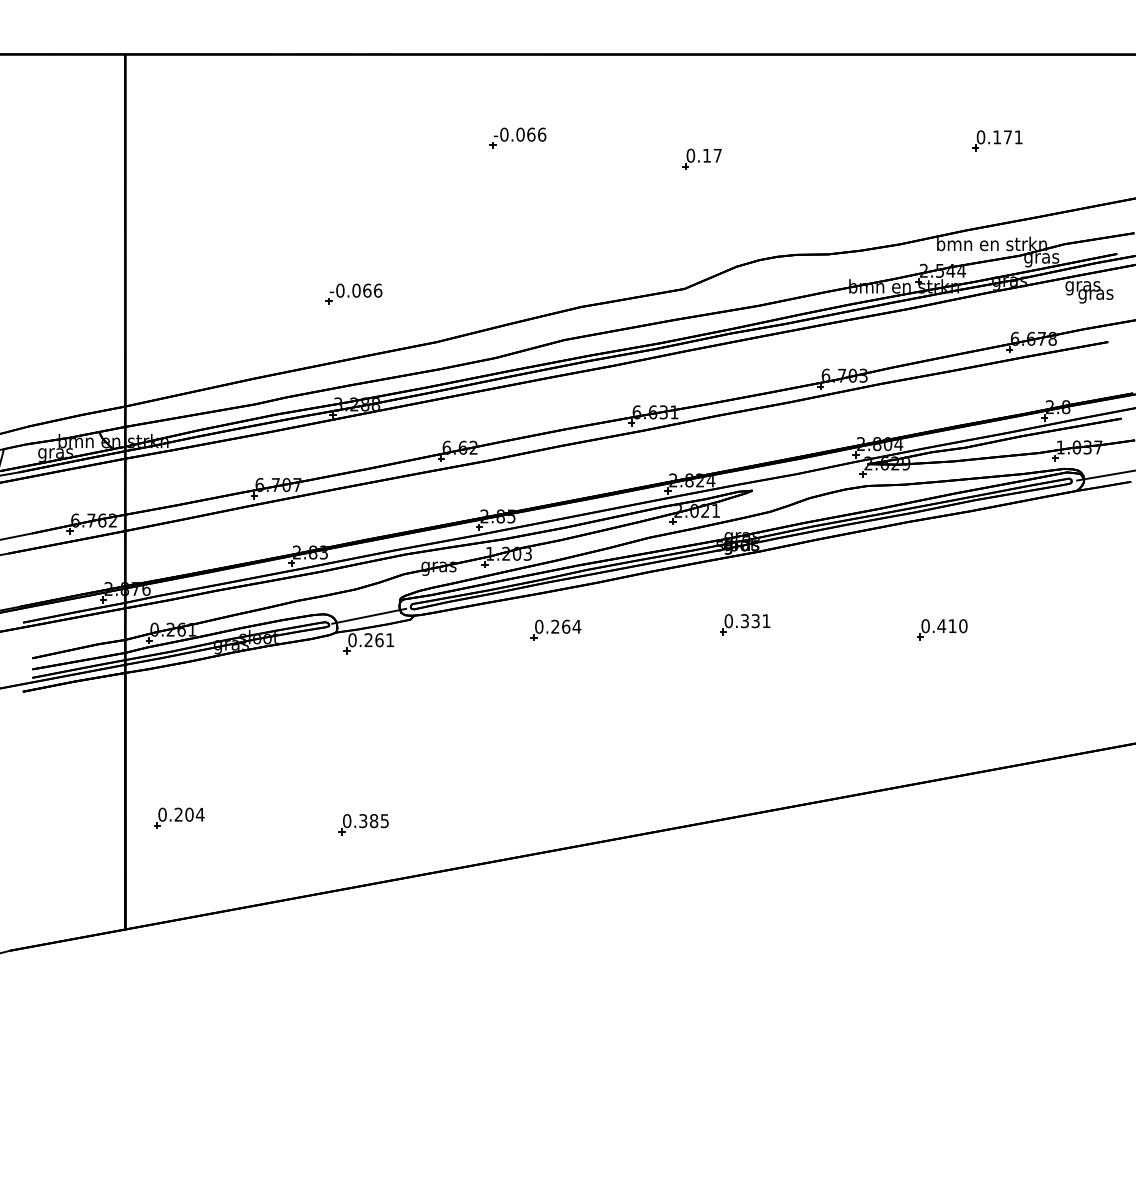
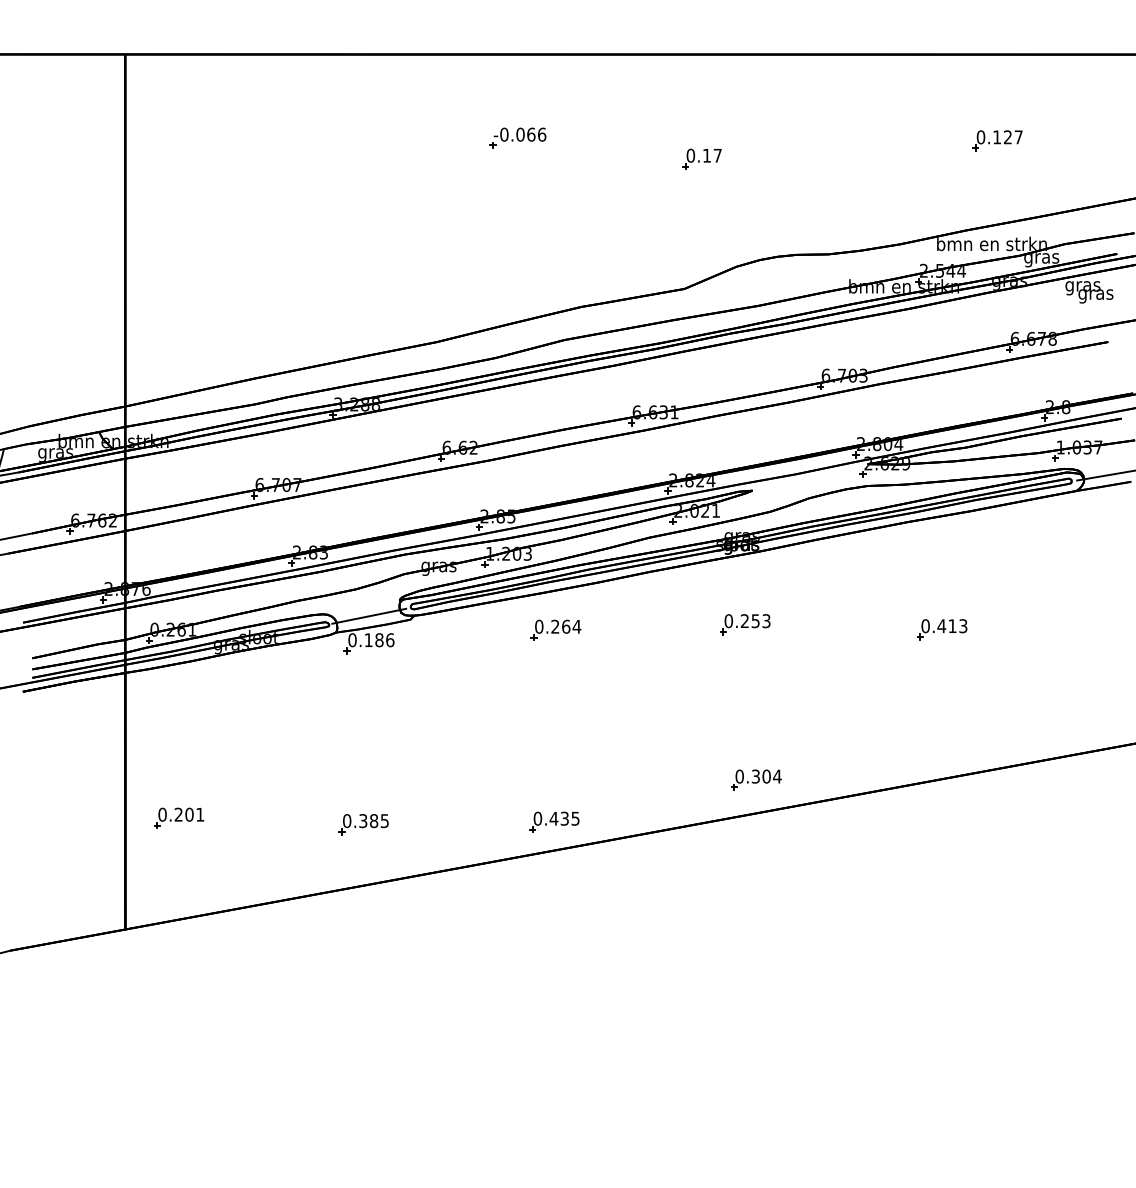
text: 0.171 -> 0.127 (1012, 137)
part: present -> none (353, 293)
text: 0.331 -> 0.253 (755, 621)
text: 0.410 -> 0.413 (963, 626)
text: 0.261 -> 0.186 (379, 640)
part: none -> present (756, 779)
text: 0.204 -> 0.201 (199, 814)
part: none -> present (554, 821)
